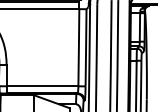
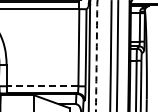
arc: solid -> dashed (96, 58)
line: solid -> dashed (42, 86)
